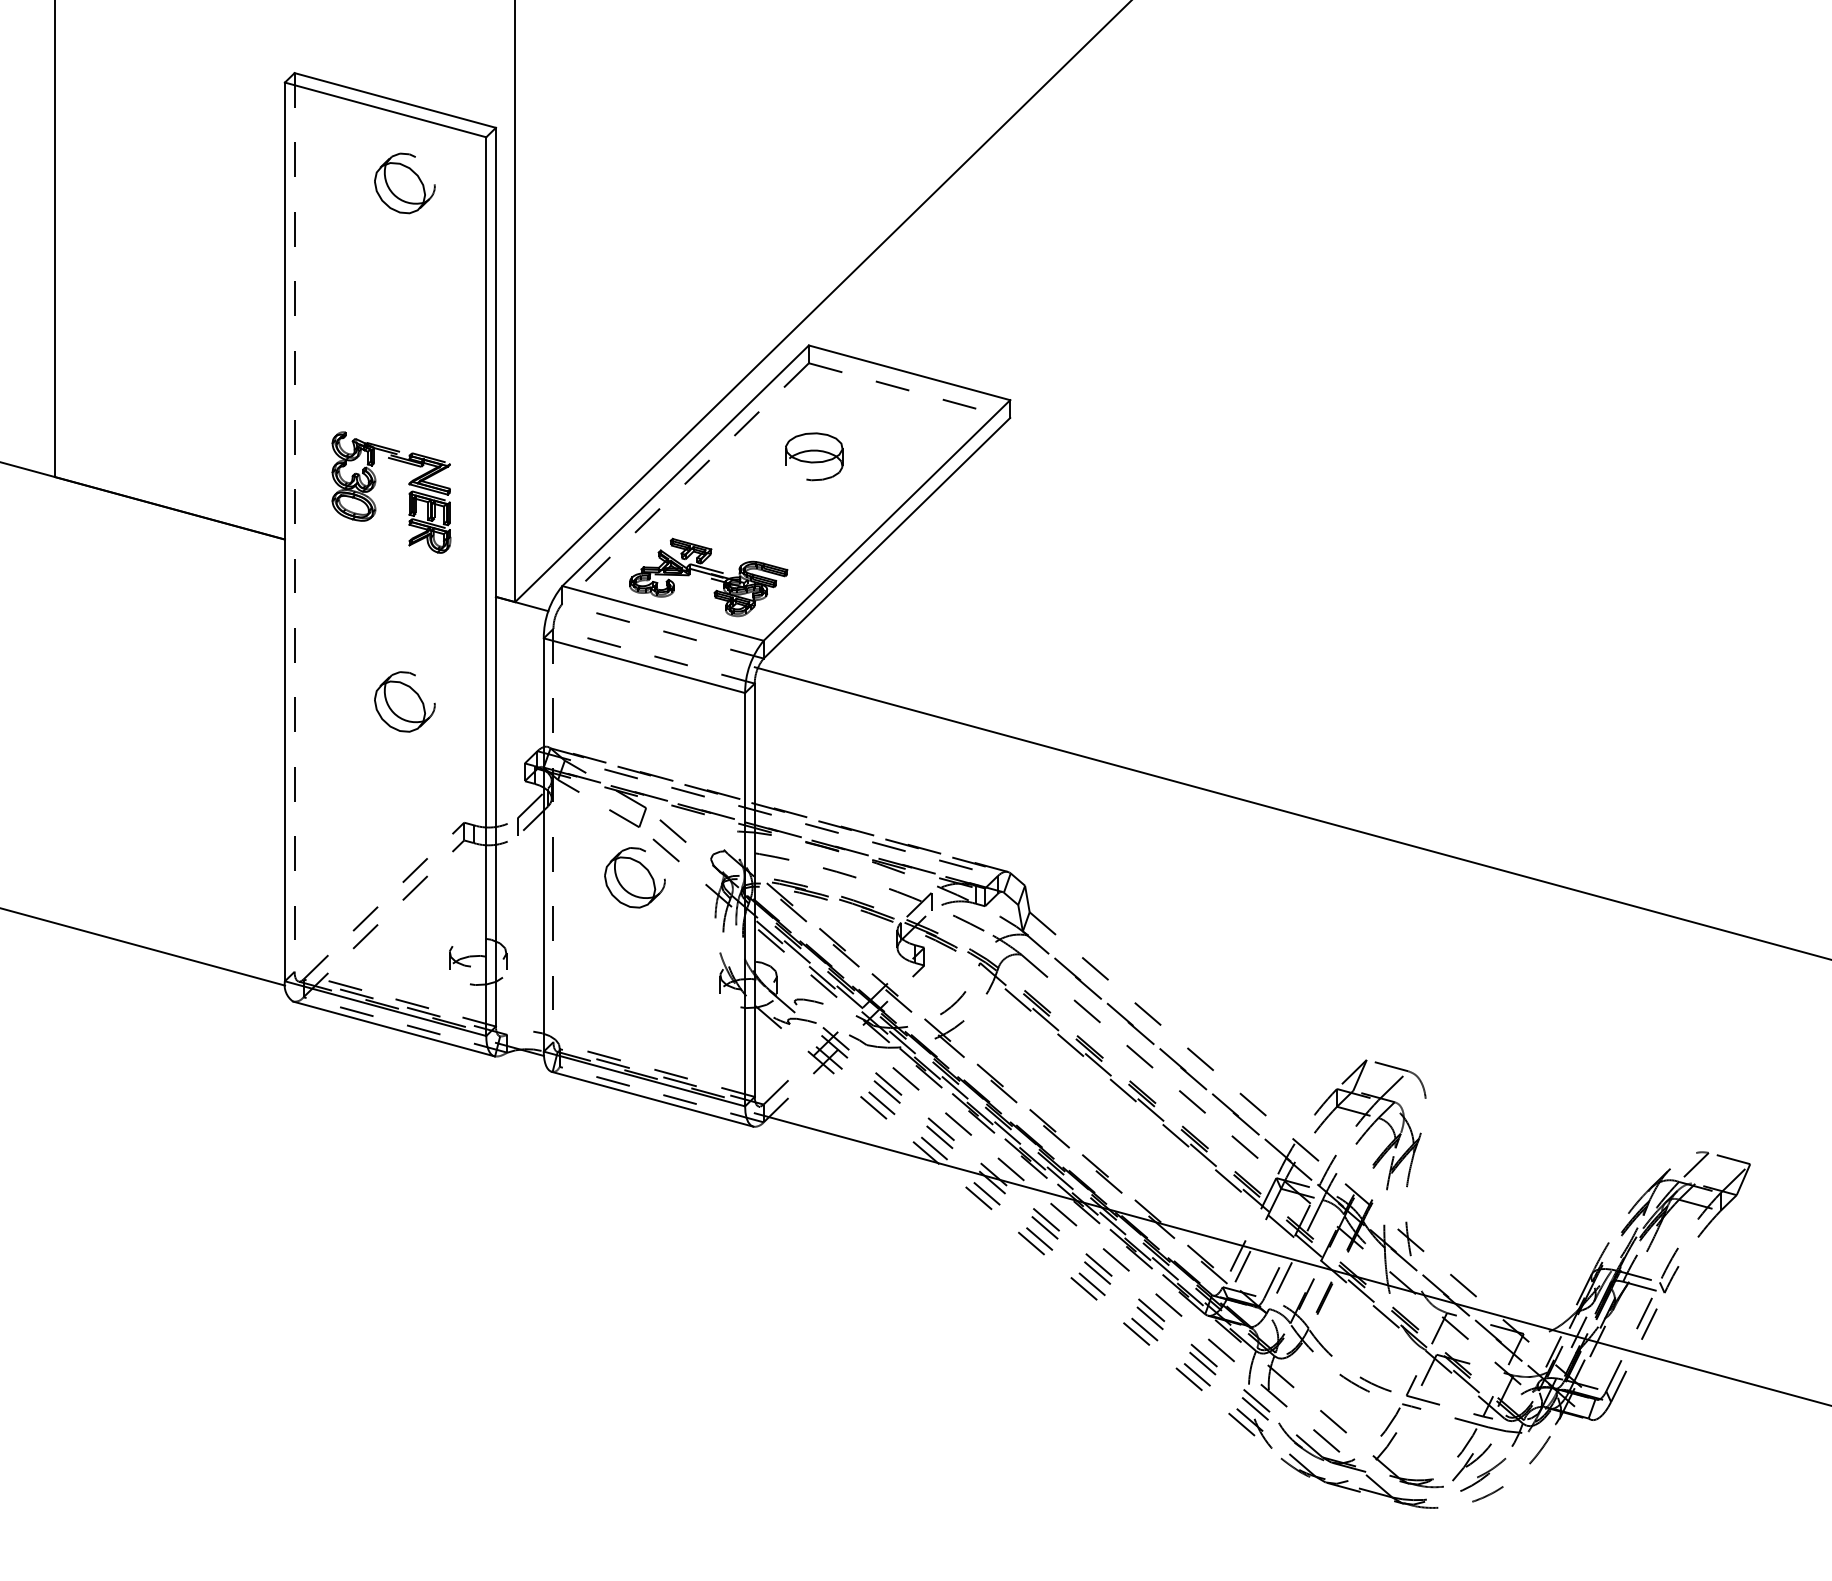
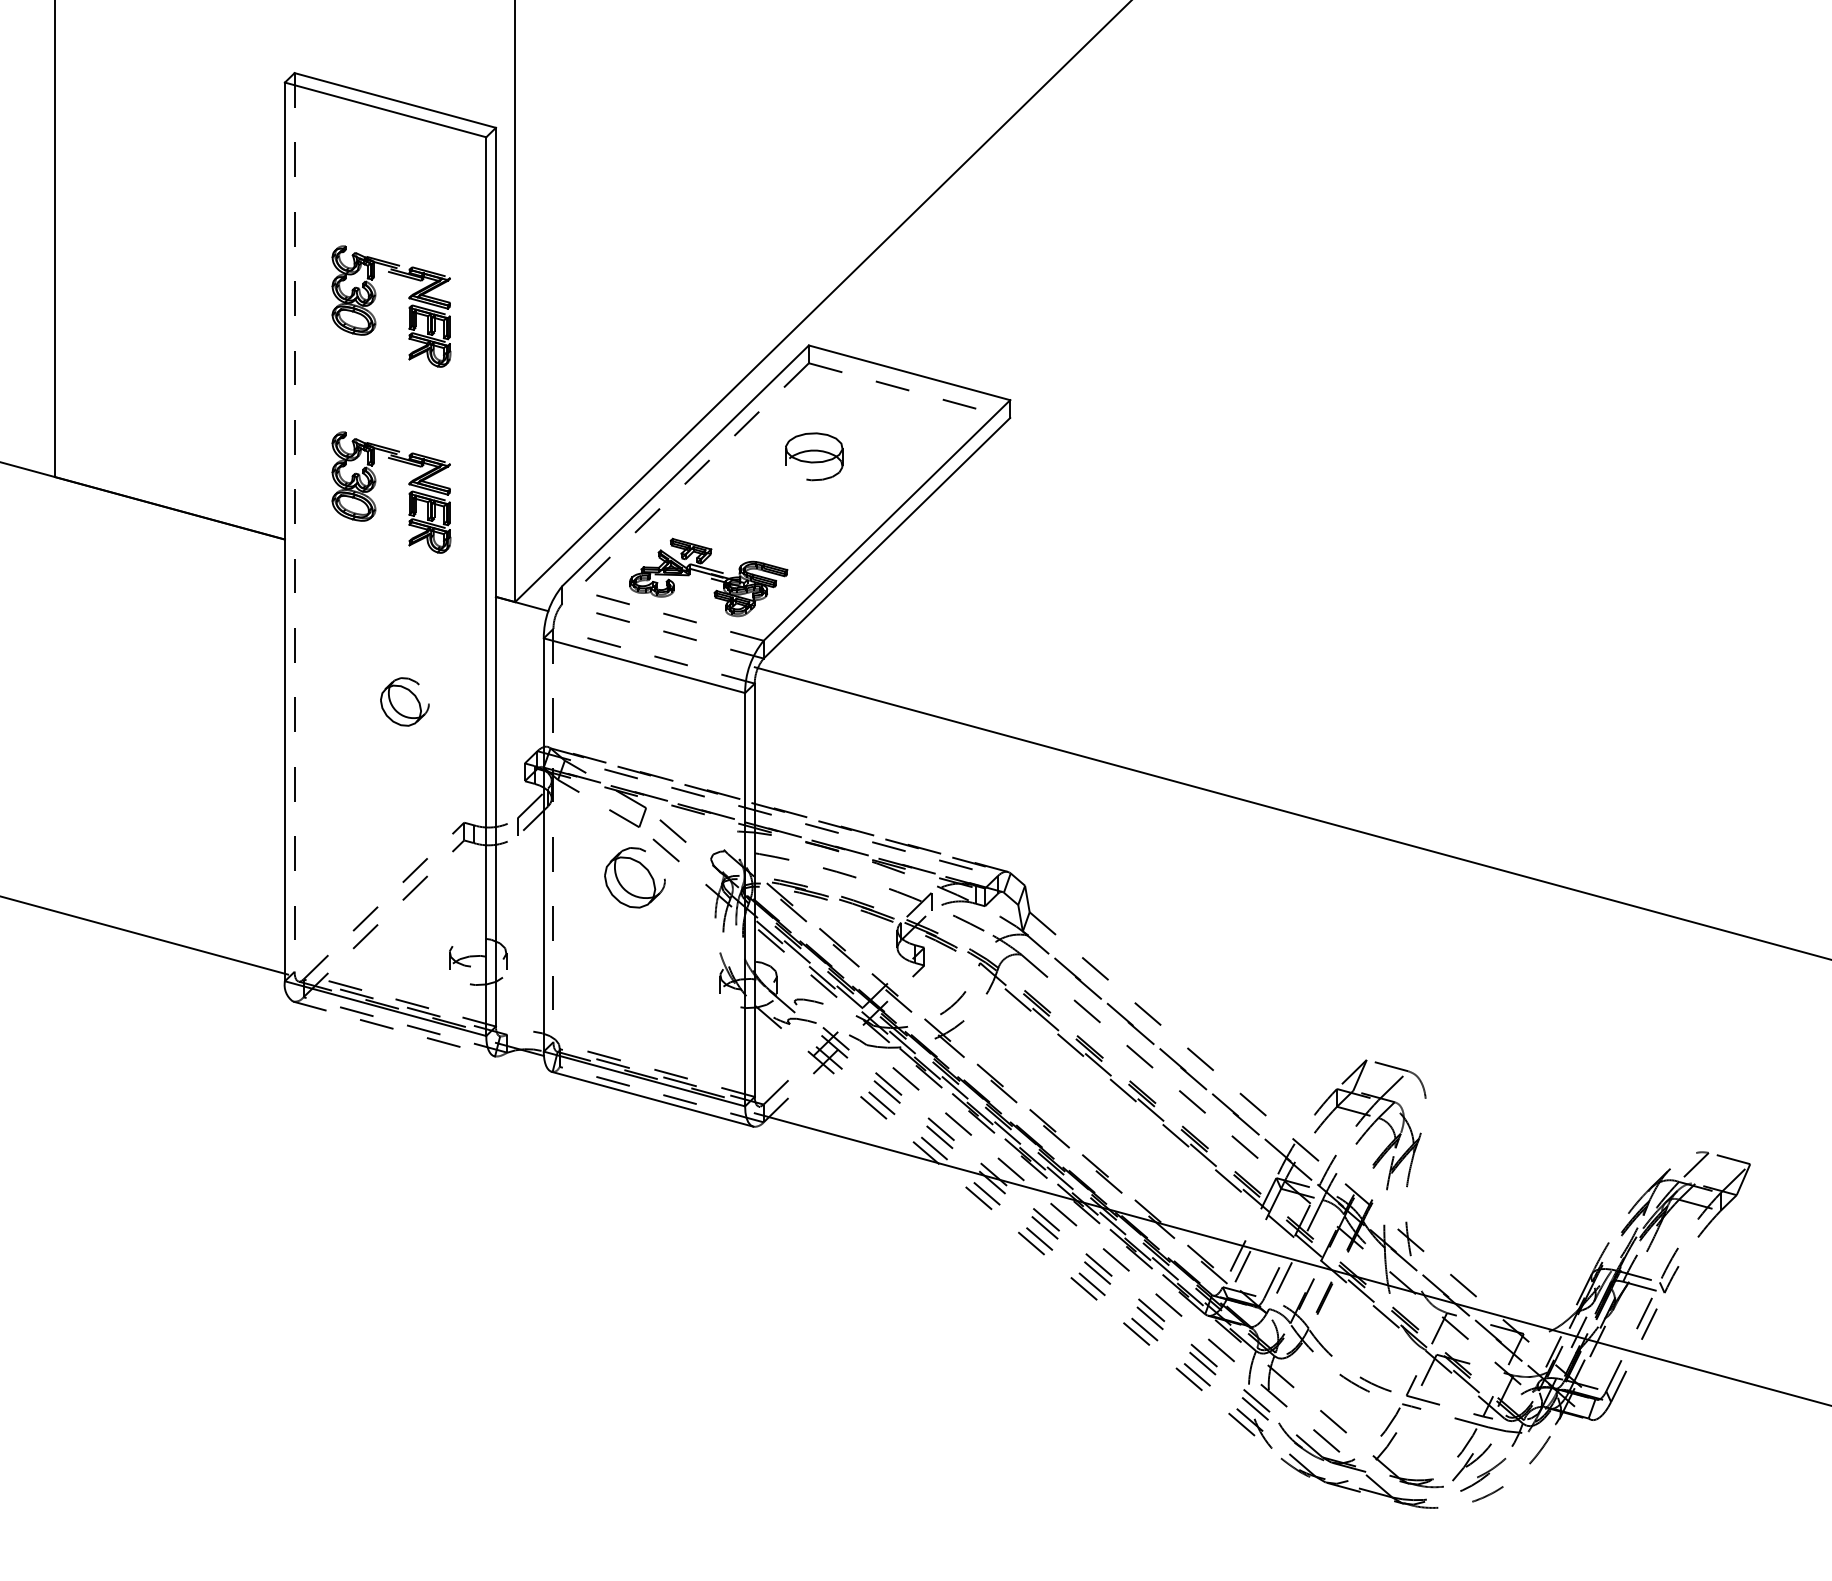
part: present -> none (404, 183)
part: none -> present (408, 307)
line: solid -> dashed (662, 613)
part size: 62x62 px -> 50x50 px (404, 701)
line position: (143, 946) -> (145, 935) (145, 935)
line: solid -> dashed (394, 1029)
